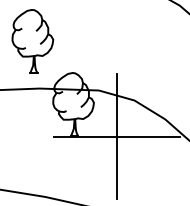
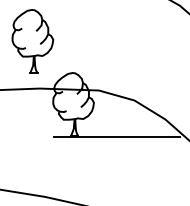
line: present -> none (116, 136)
